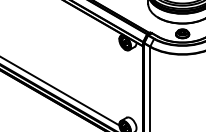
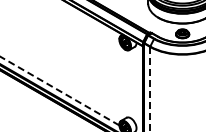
line: solid -> dashed (150, 89)
line: solid -> dashed (59, 91)
